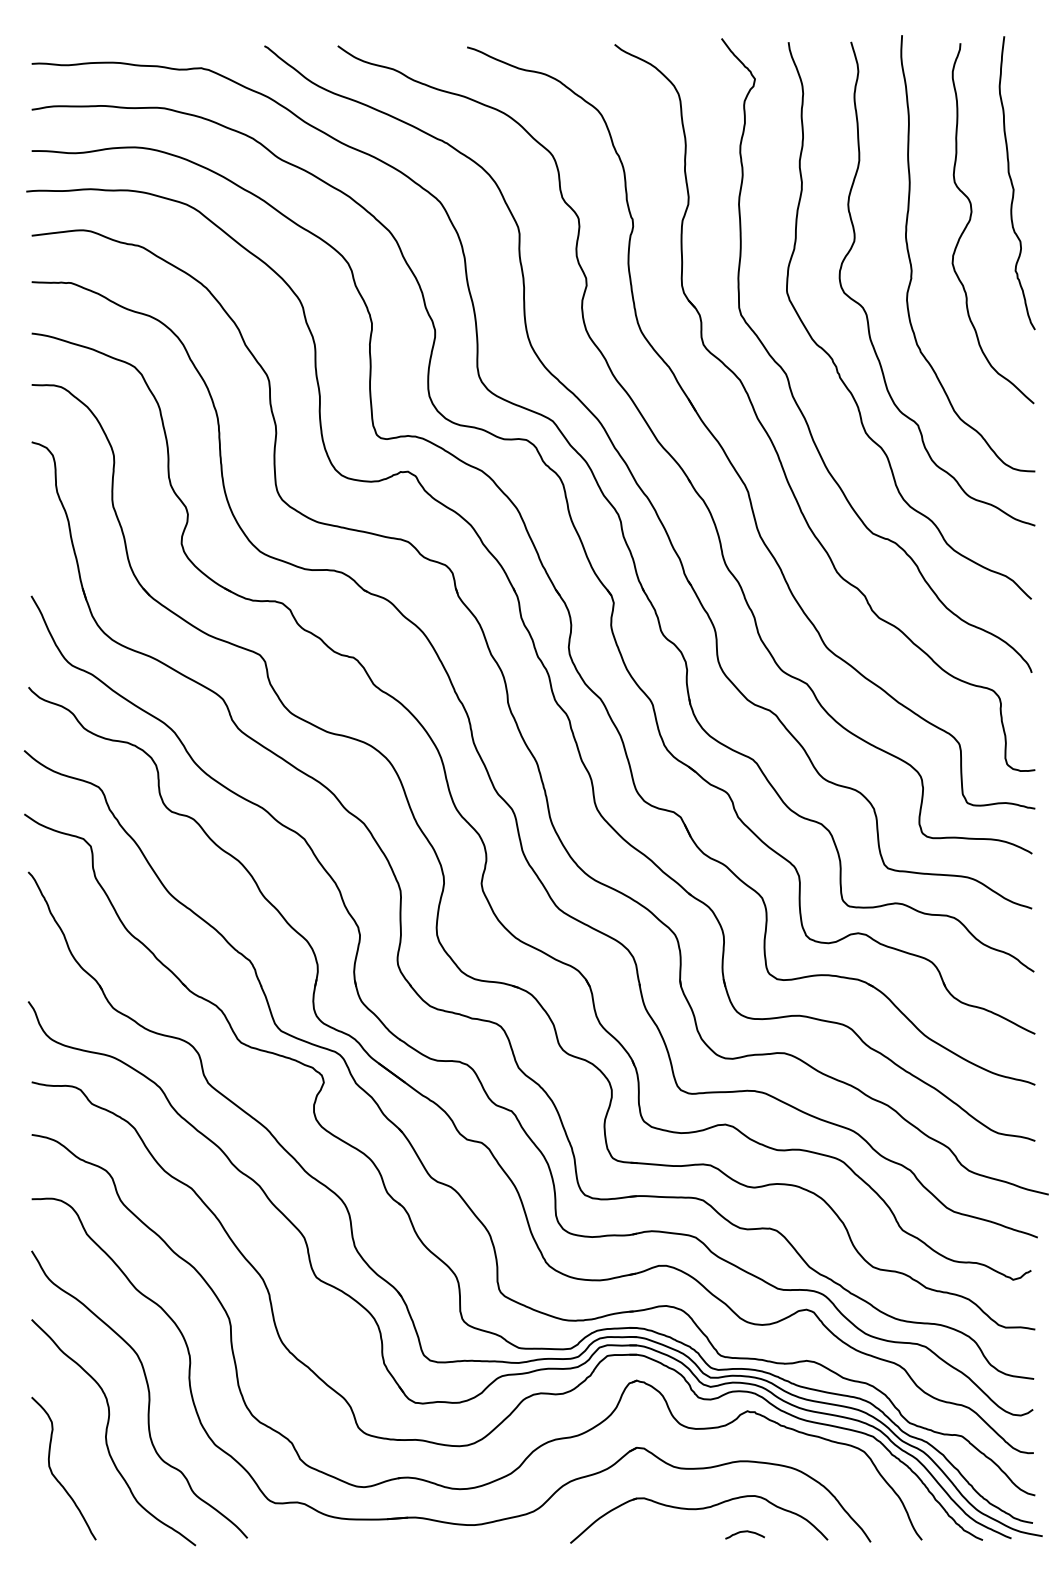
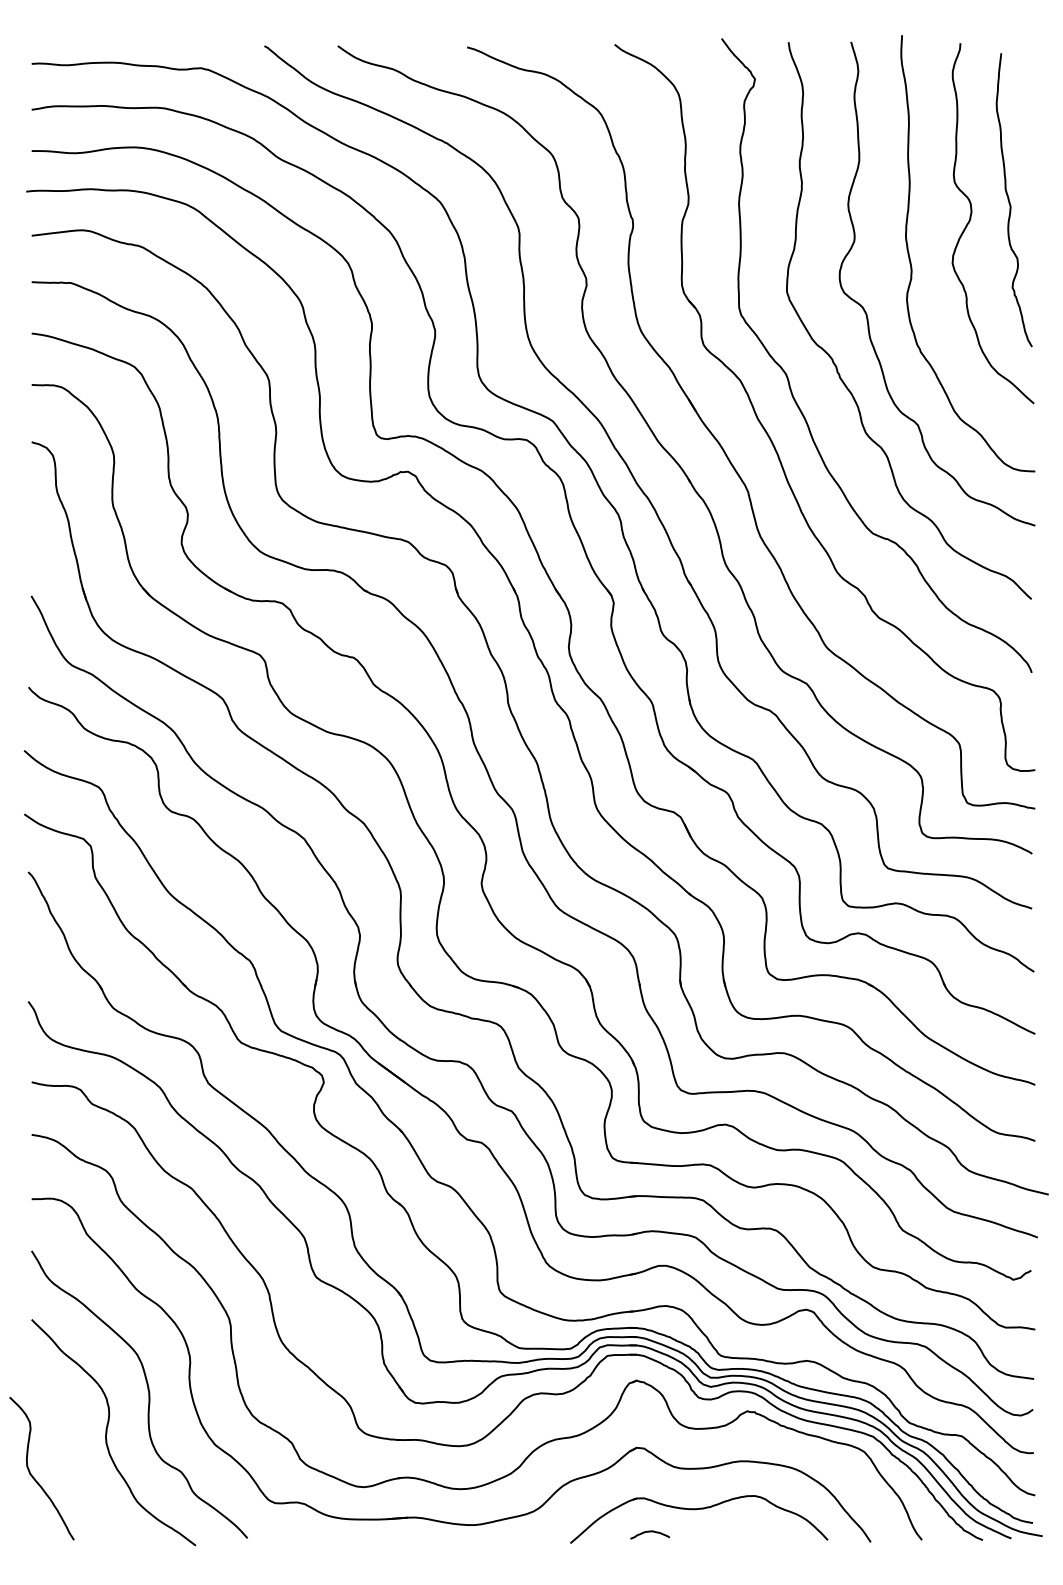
curve position: (1013, 184) -> (1010, 201) (1010, 201)
curve position: (53, 1473) -> (31, 1473) (31, 1473)
curve position: (744, 1532) -> (649, 1532) (649, 1532)
